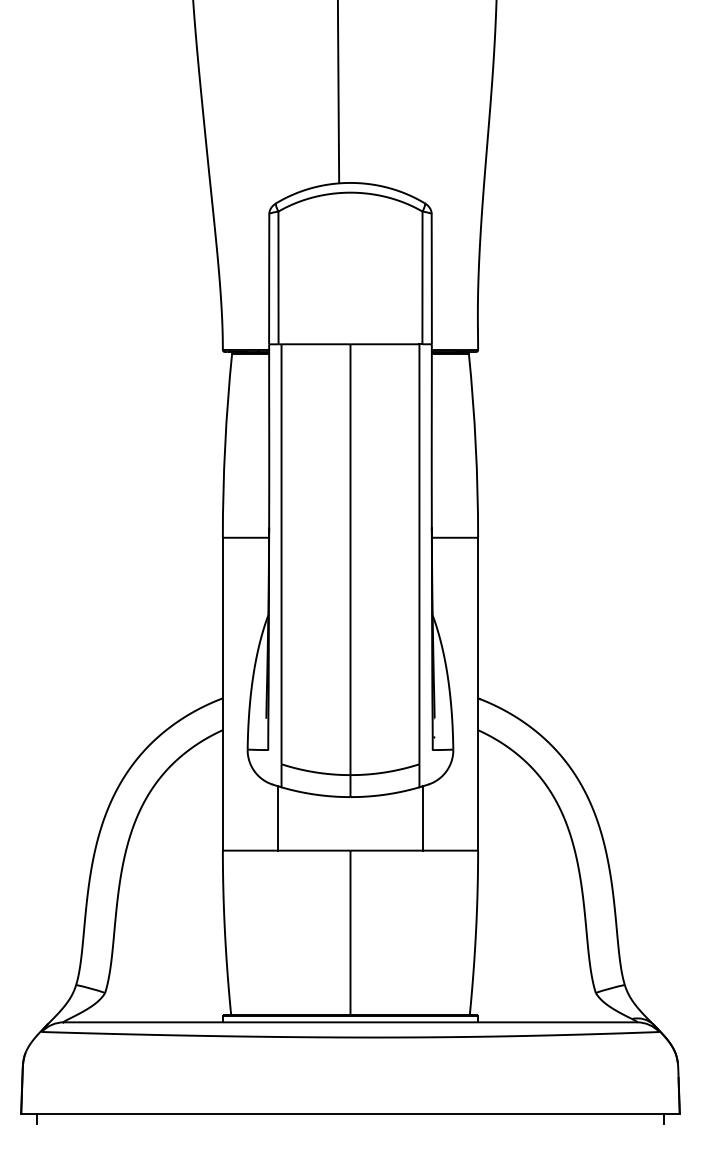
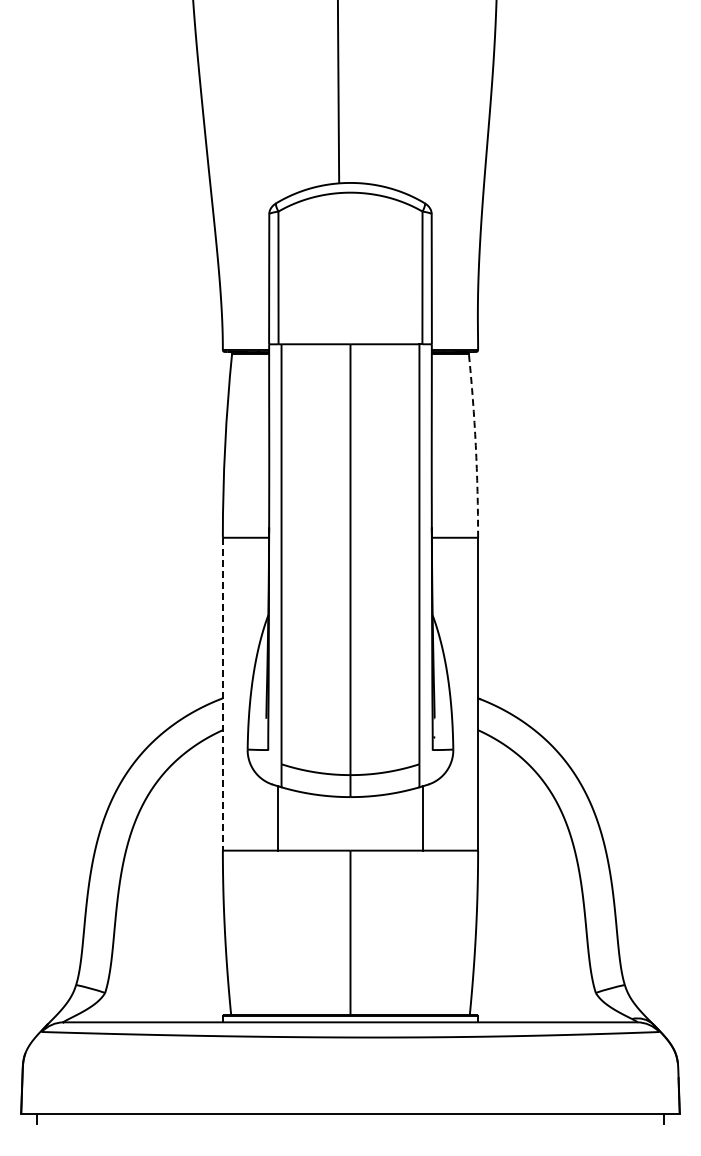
arc: solid -> dashed (475, 445)
line: solid -> dashed (222, 694)
